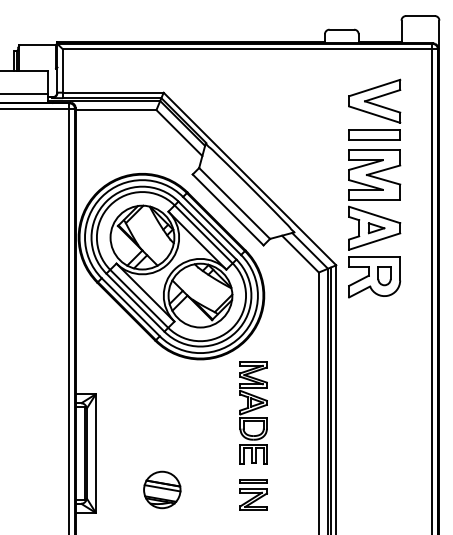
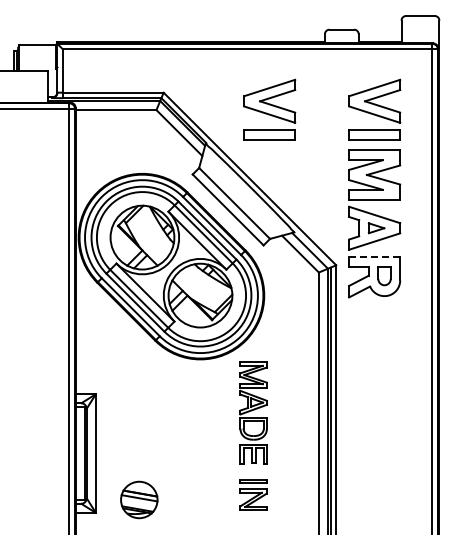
line: present -> none (25, 94)
part: none -> present (269, 109)
line: solid -> dashed (374, 256)
part position: (162, 489) -> (139, 499) (139, 499)
